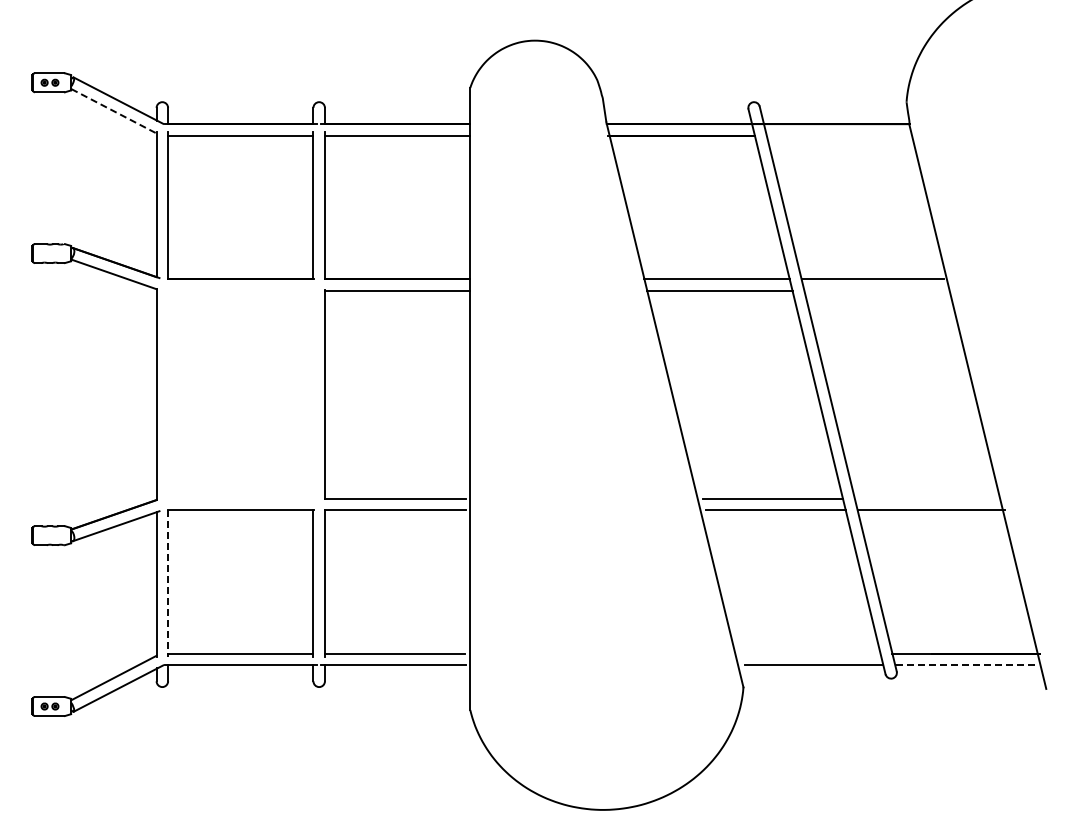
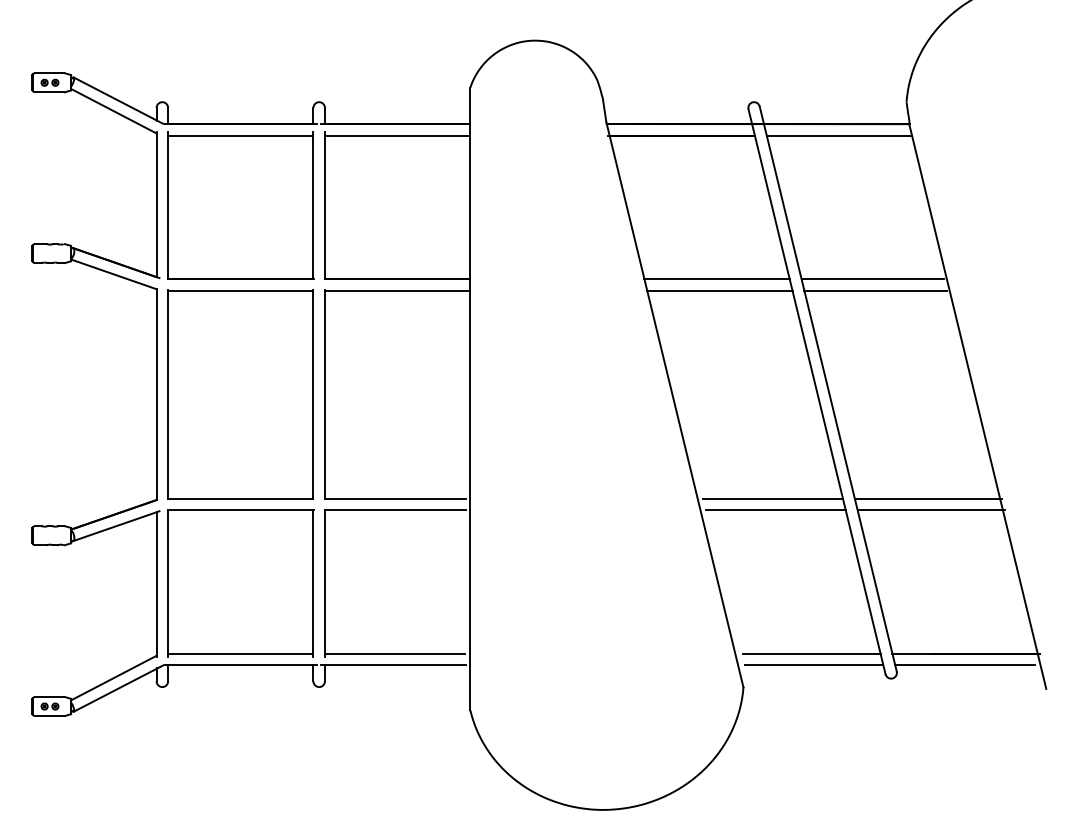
line: dashed -> solid (114, 111)
line: none -> present (838, 135)
line: none -> present (875, 290)
part: none -> present (240, 394)
line: none -> present (927, 498)
line: dashed -> solid (168, 583)
line: none -> present (811, 653)
line: dashed -> solid (964, 665)
